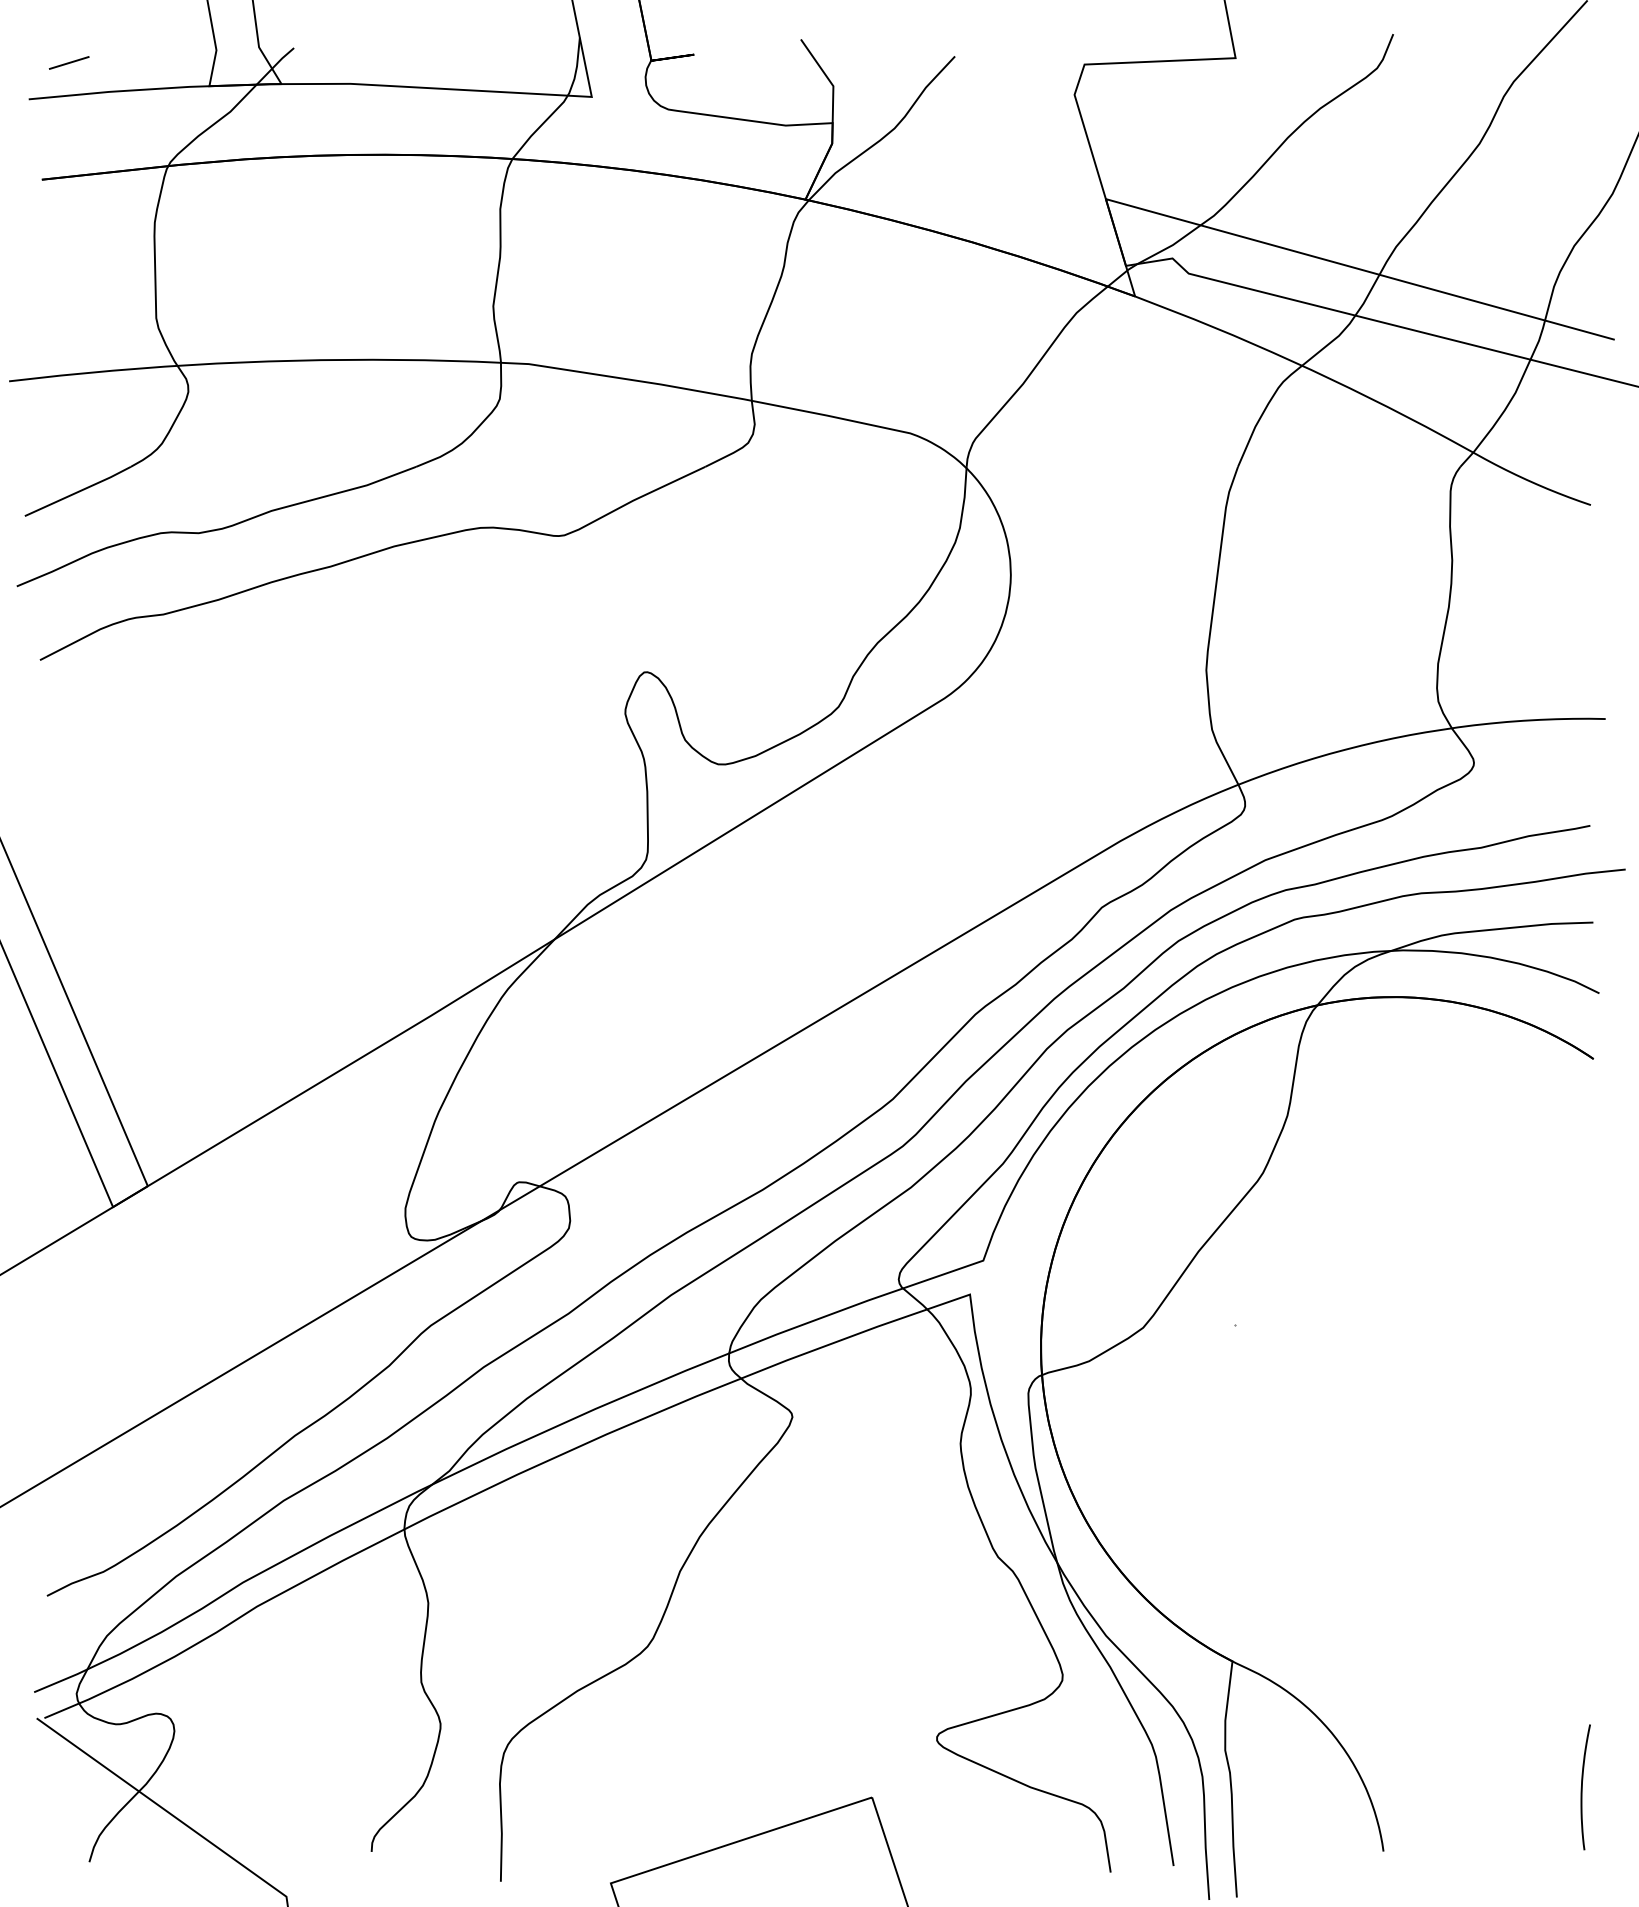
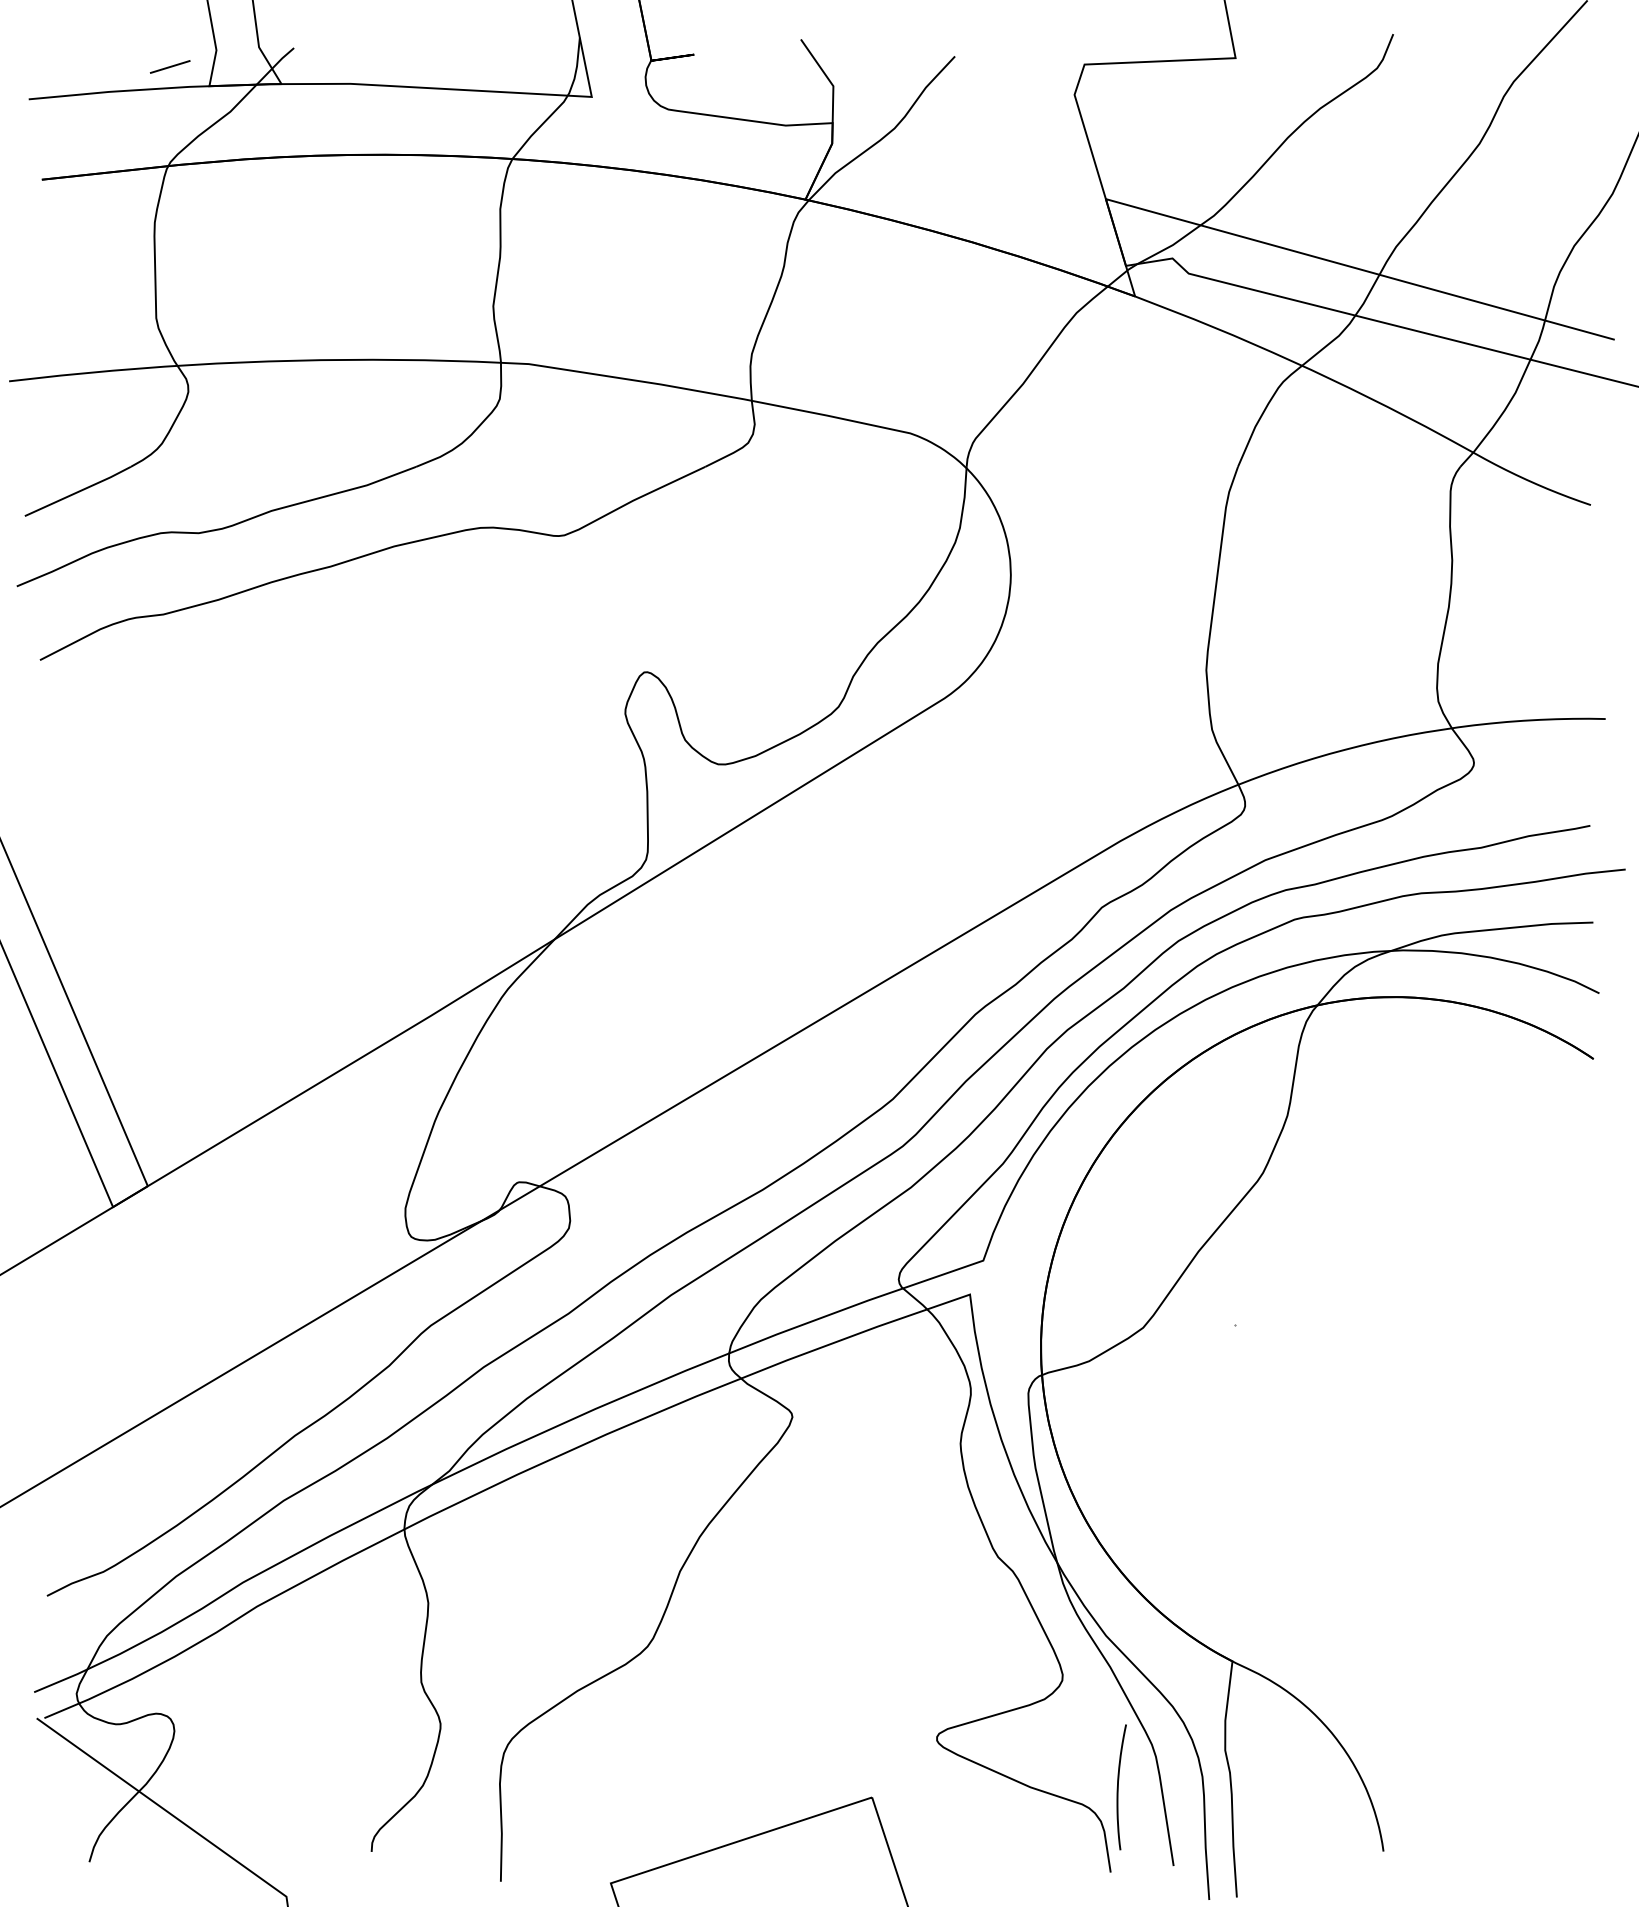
line position: (68, 62) -> (169, 66) (169, 66)
curve position: (1582, 1787) -> (1118, 1787) (1118, 1787)
